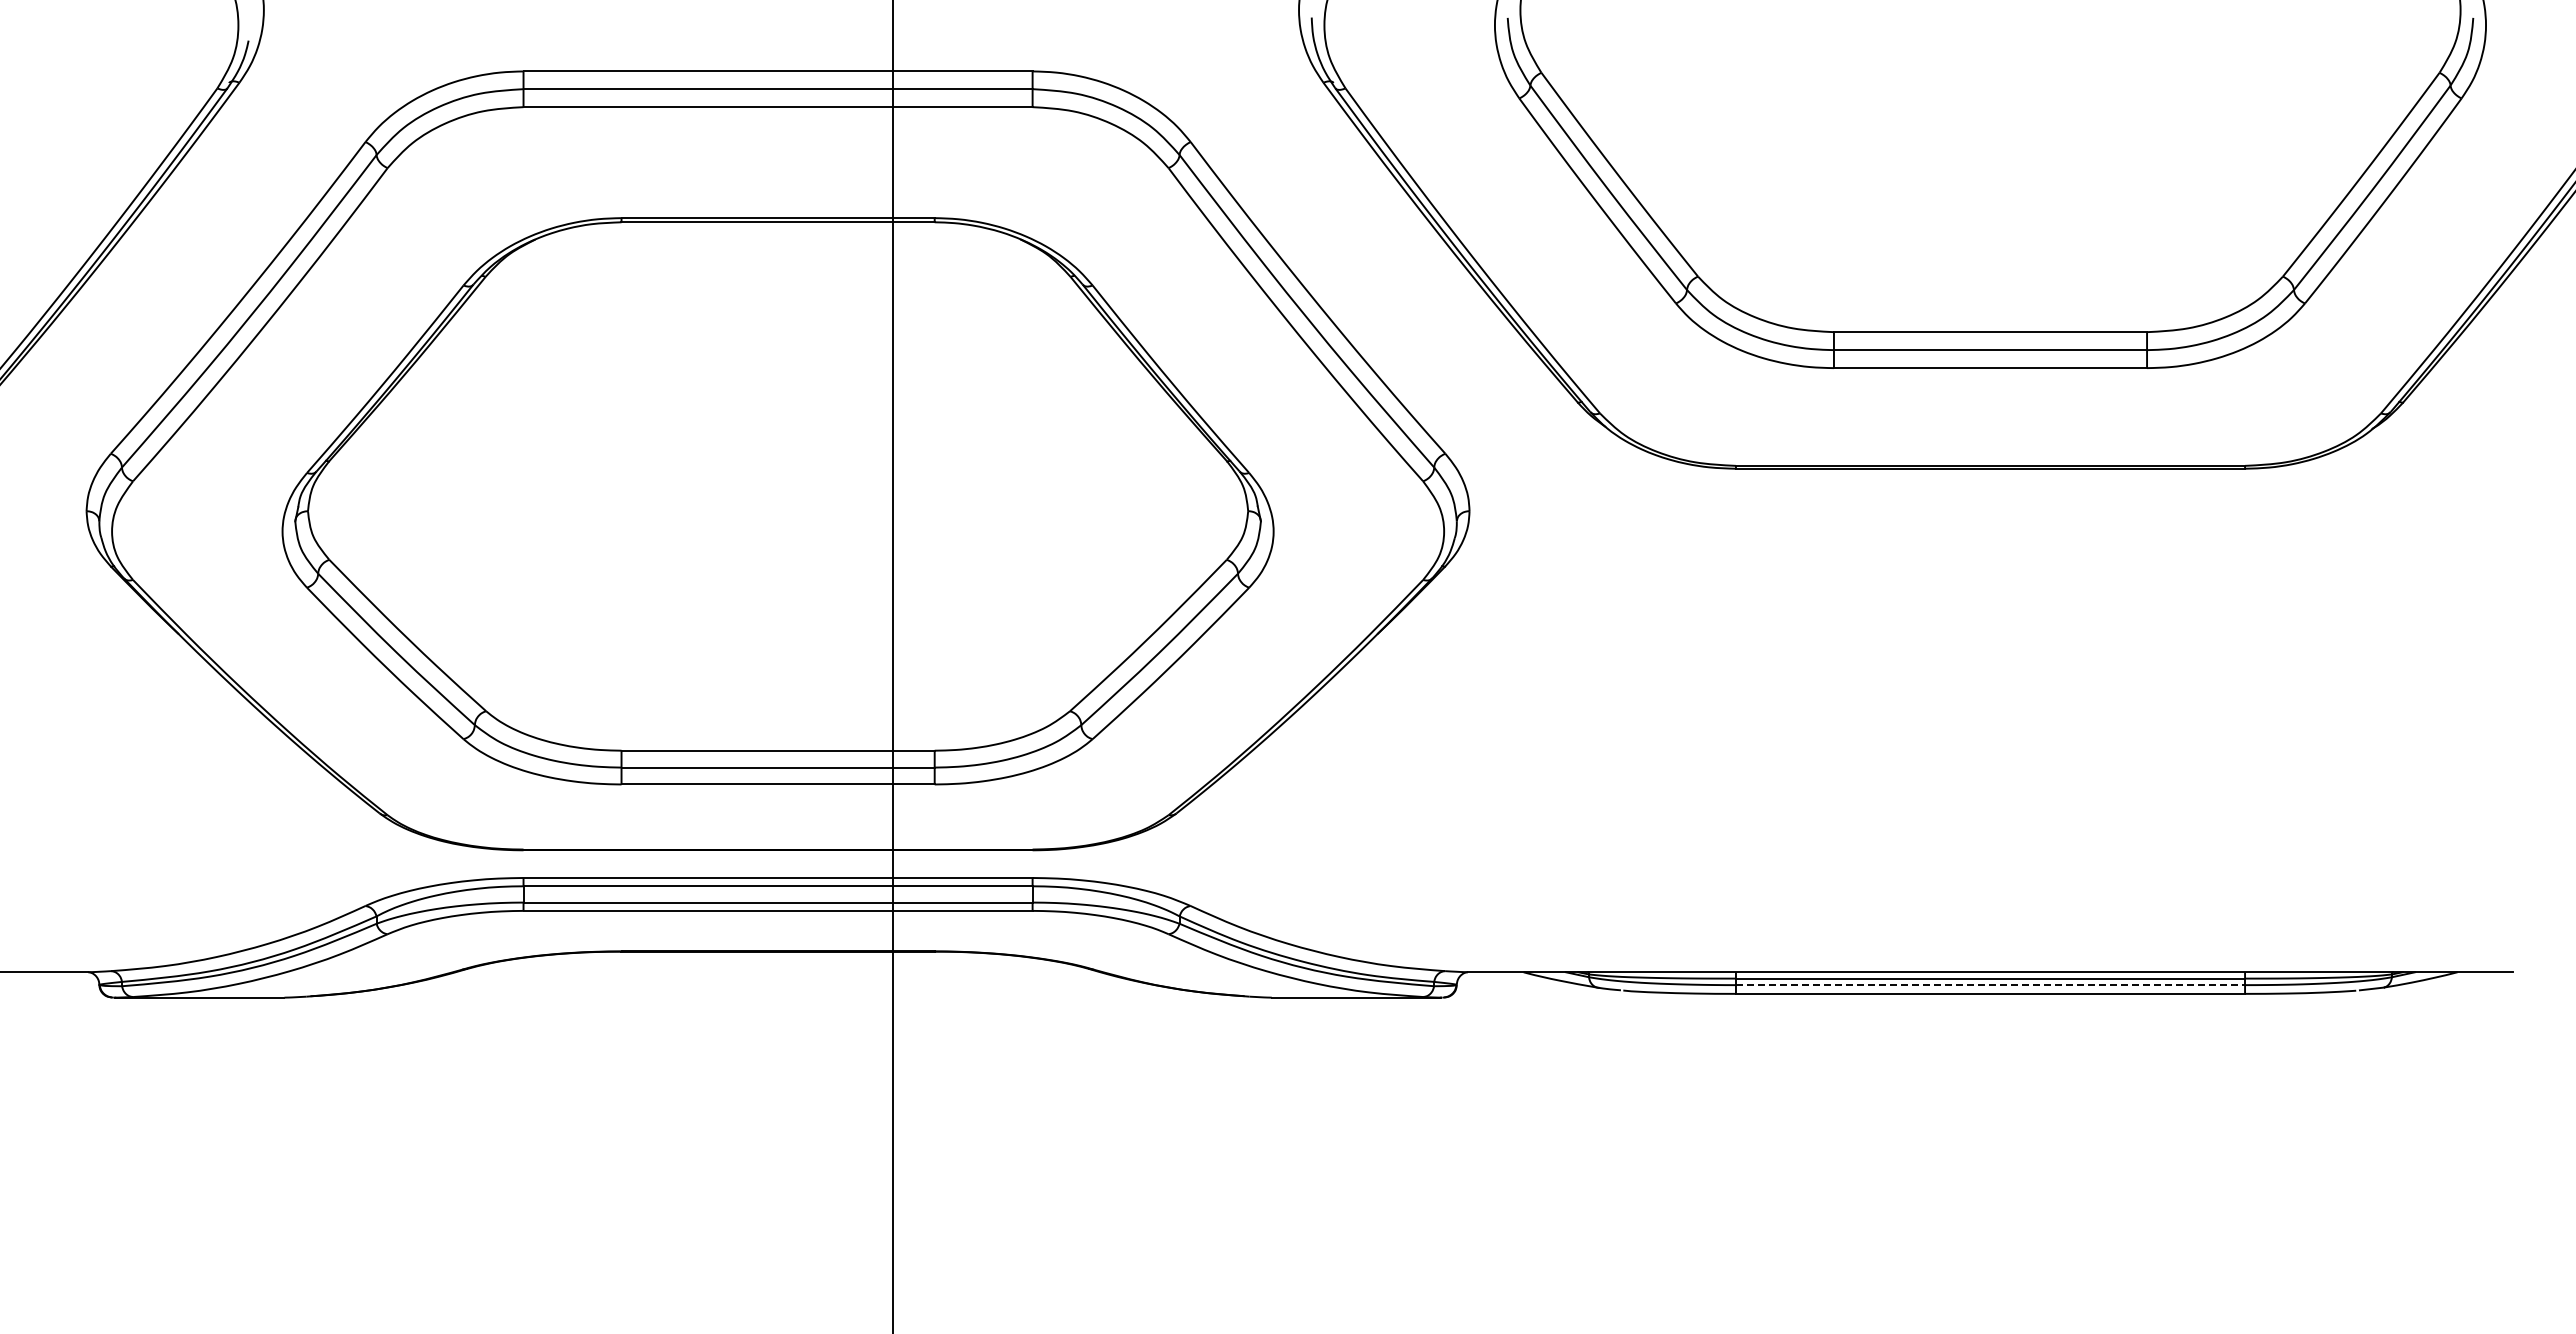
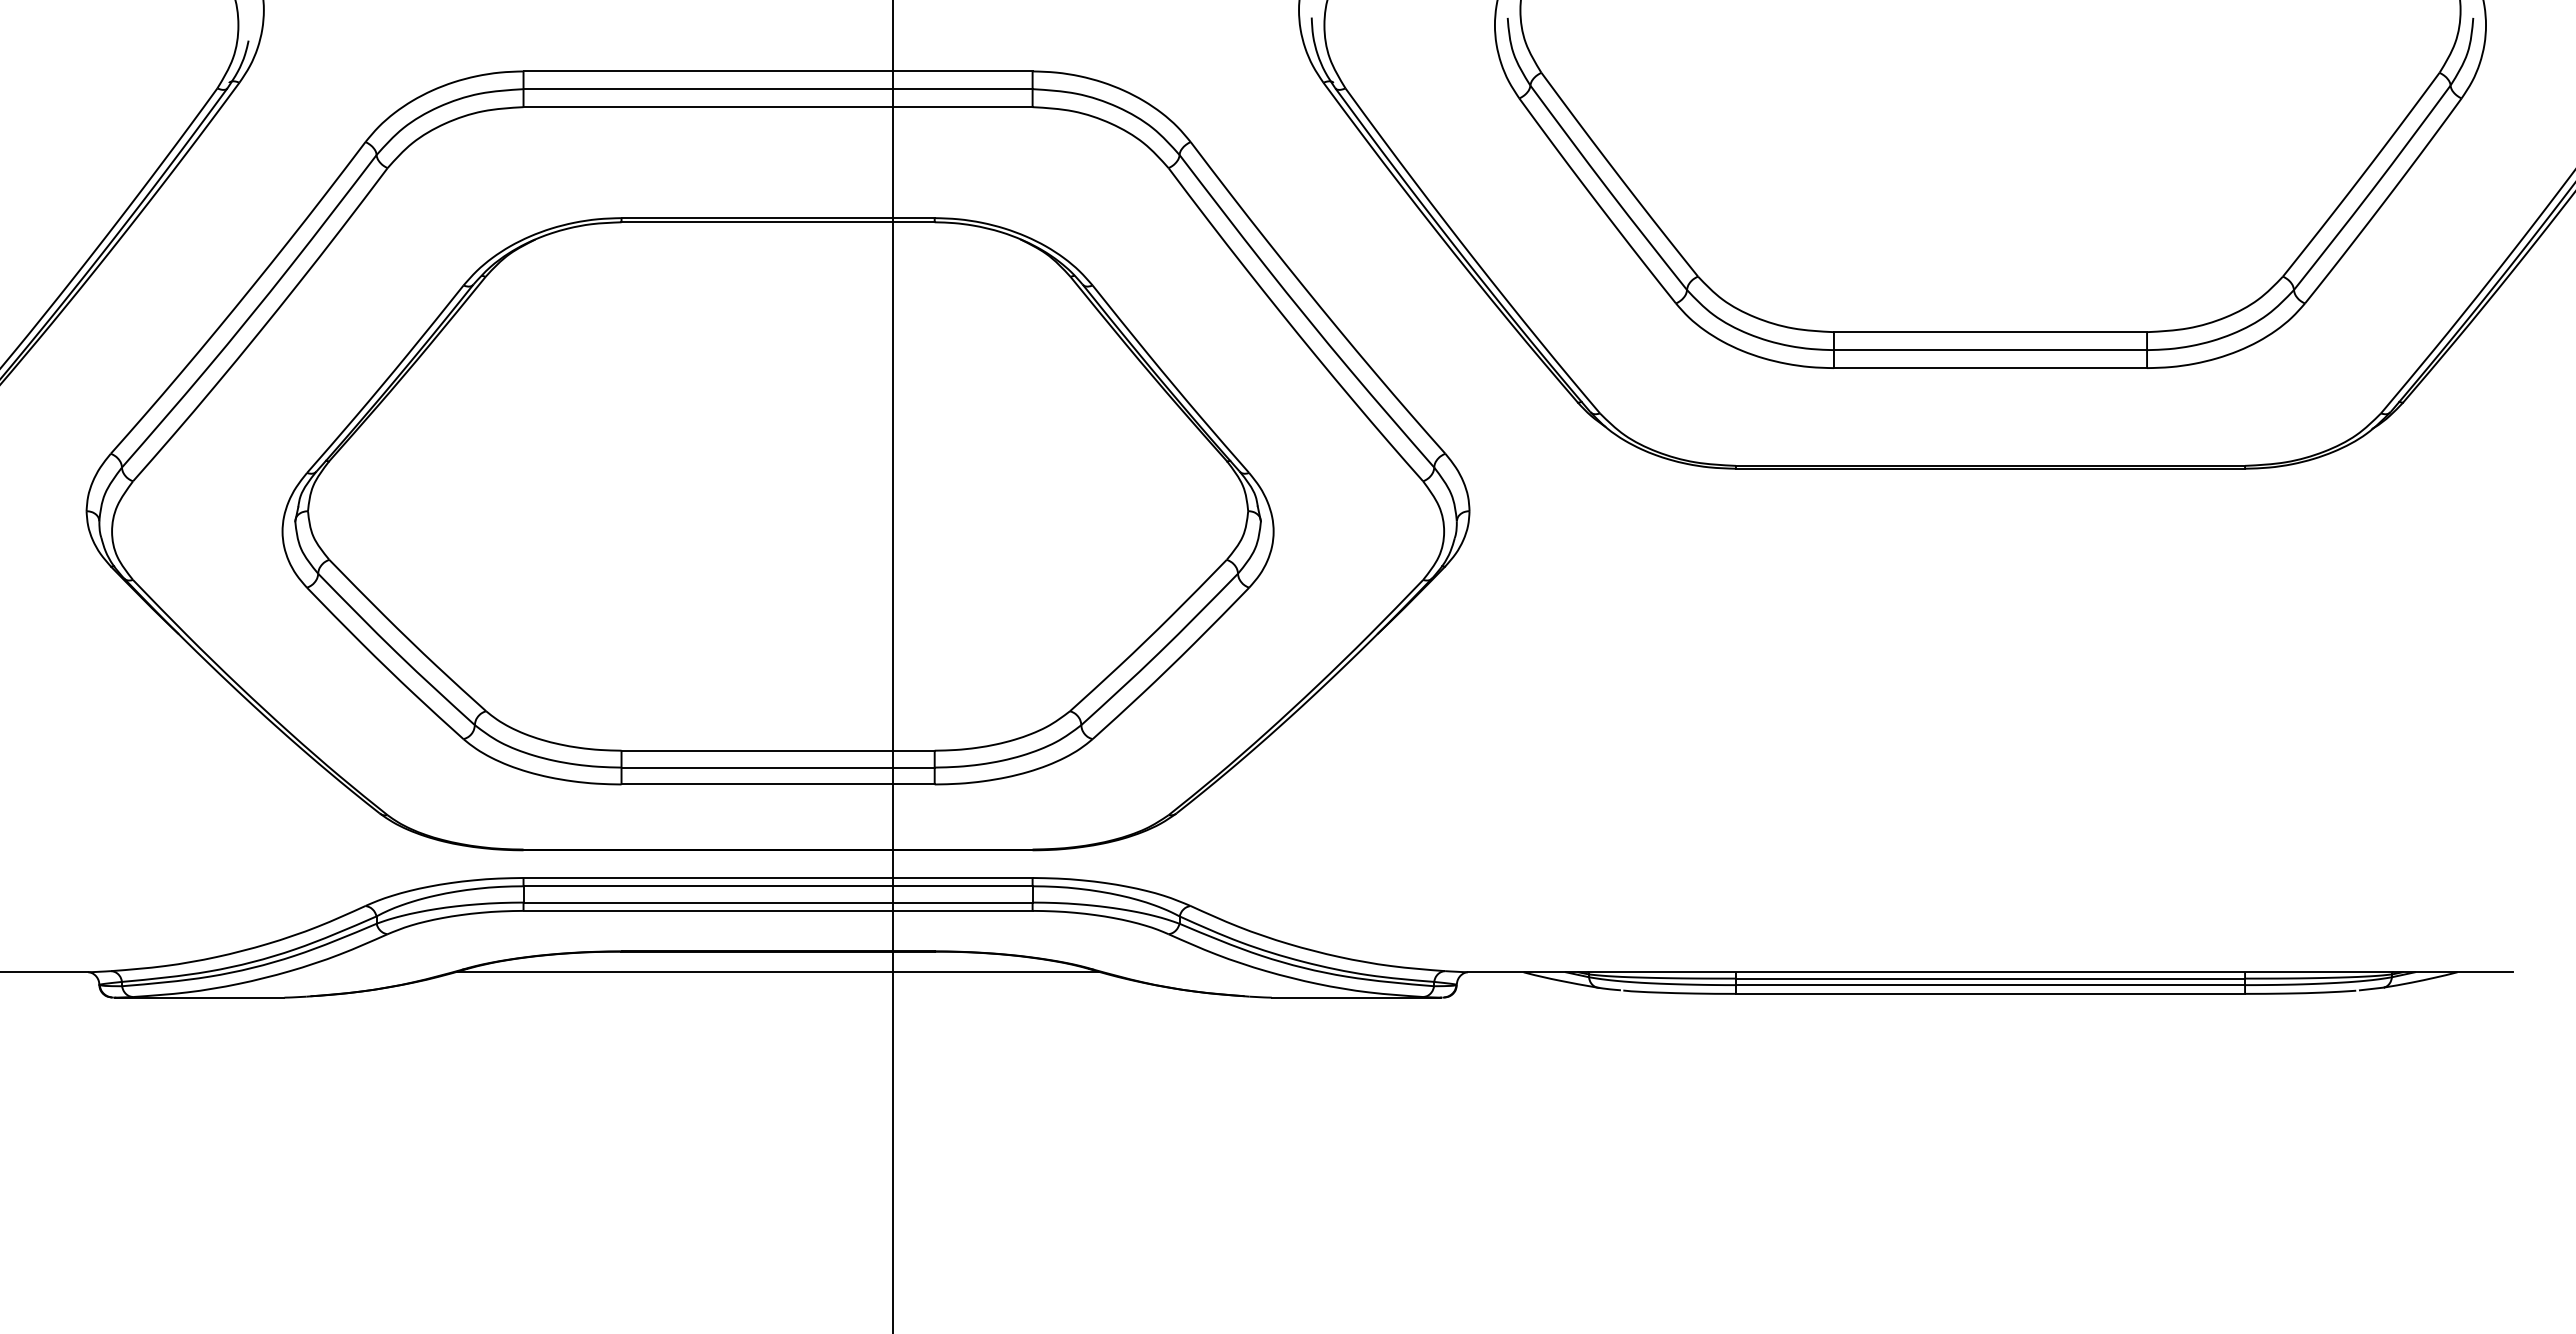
line: none -> present (777, 972)
line: dashed -> solid (1990, 985)
